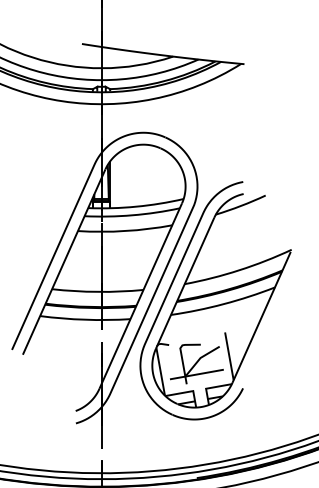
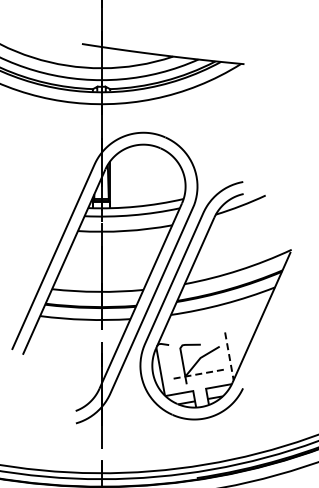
line: solid -> dashed (229, 356)
line: solid -> dashed (196, 374)
